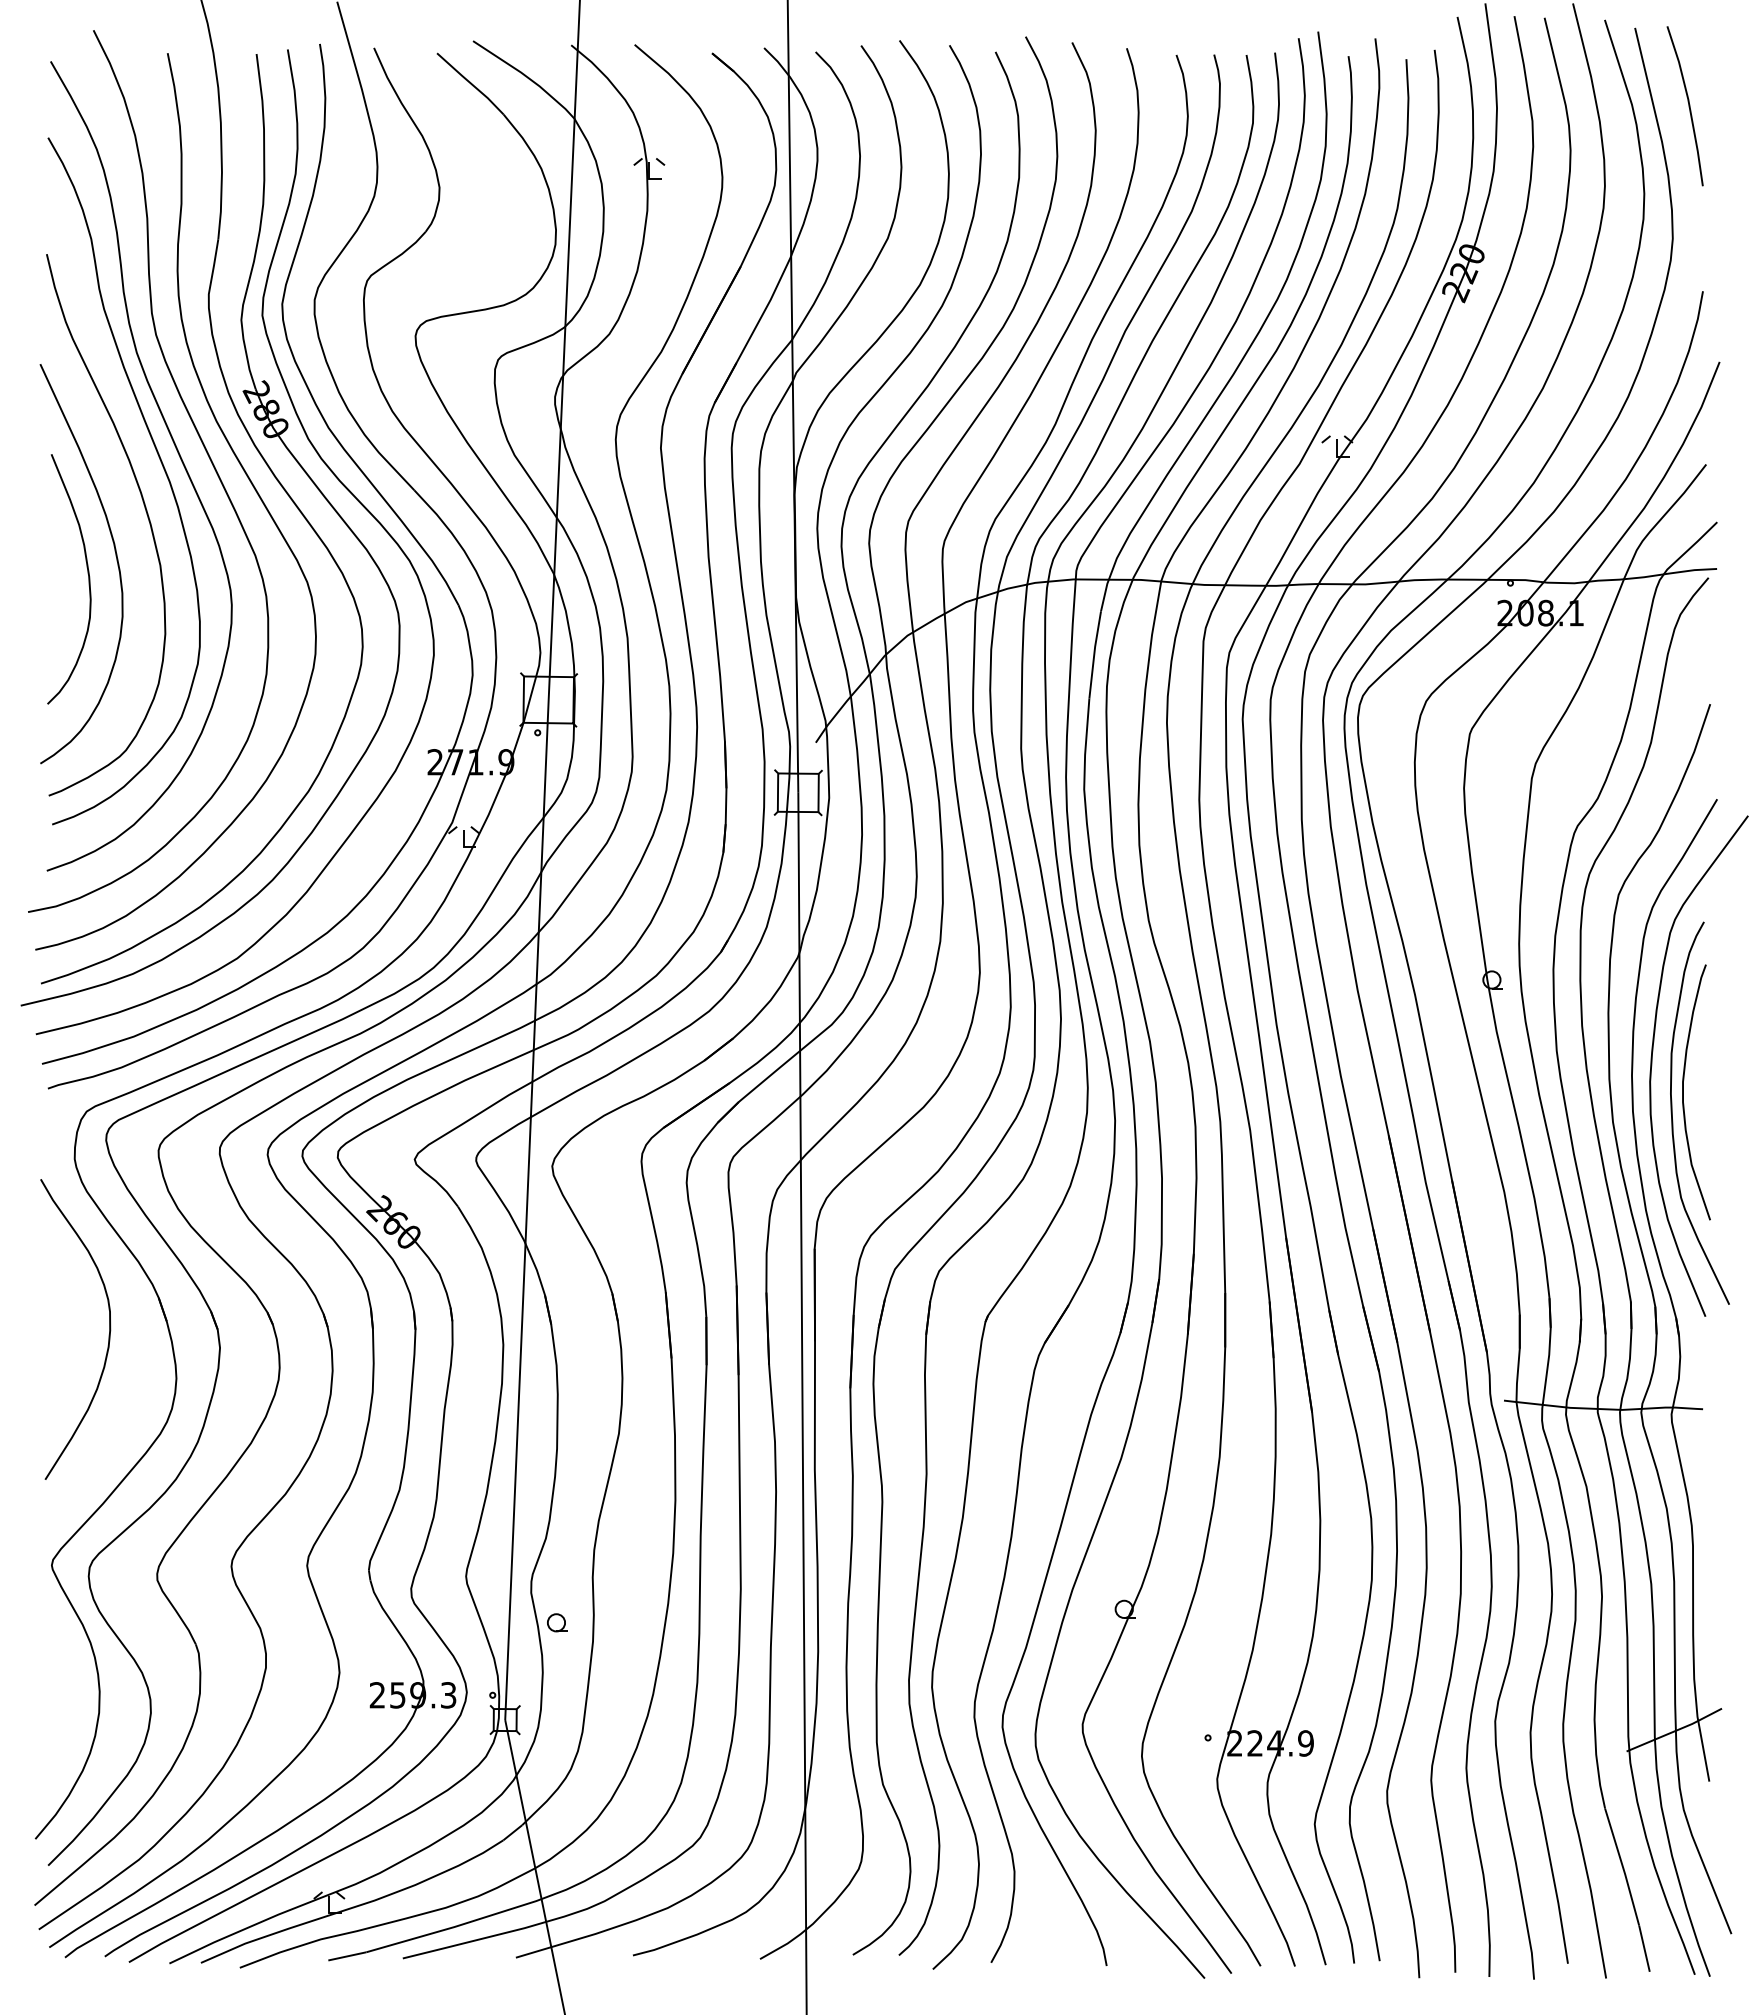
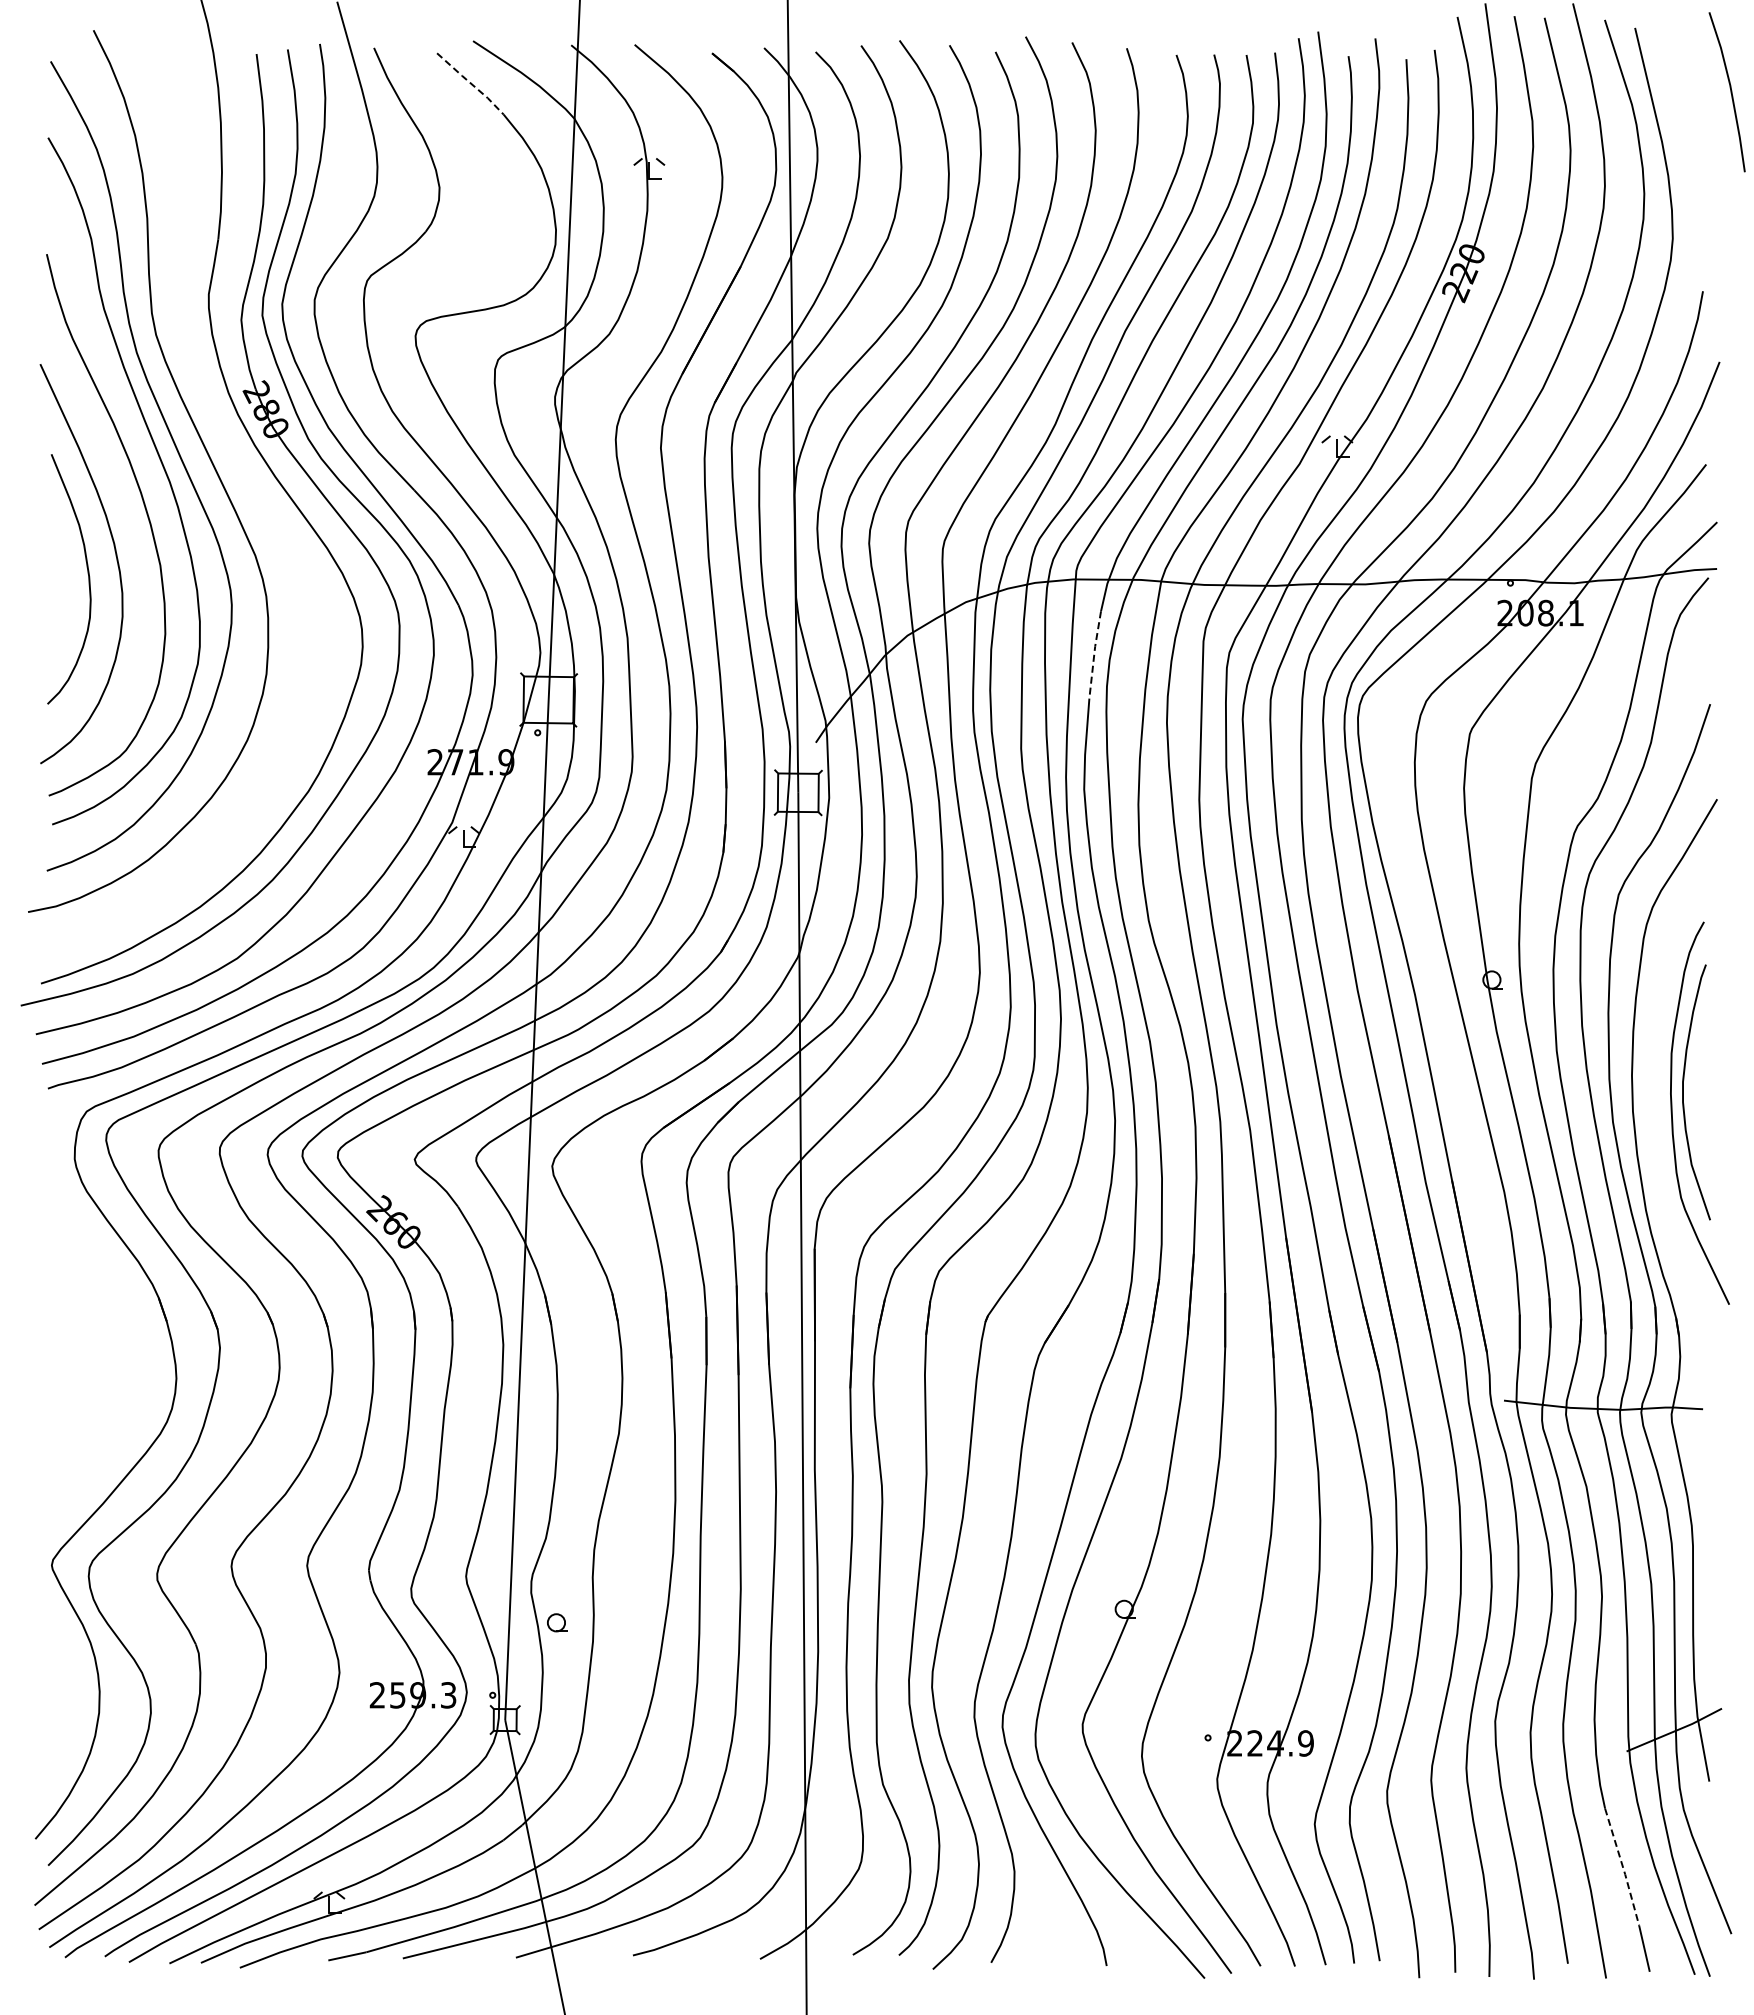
line: solid -> dashed (471, 83)
line position: (1688, 106) -> (1730, 92) (1730, 92)
curve: present -> none (240, 466)
line: solid -> dashed (1094, 654)
curve: present -> none (1652, 1065)
curve: present -> none (108, 1334)
line: solid -> dashed (1622, 1867)
